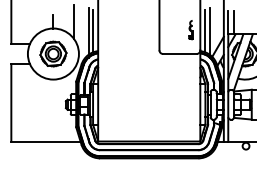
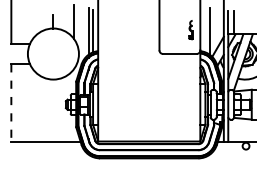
line: present -> none (205, 31)
part: present -> none (53, 53)
line: solid -> dashed (11, 102)
